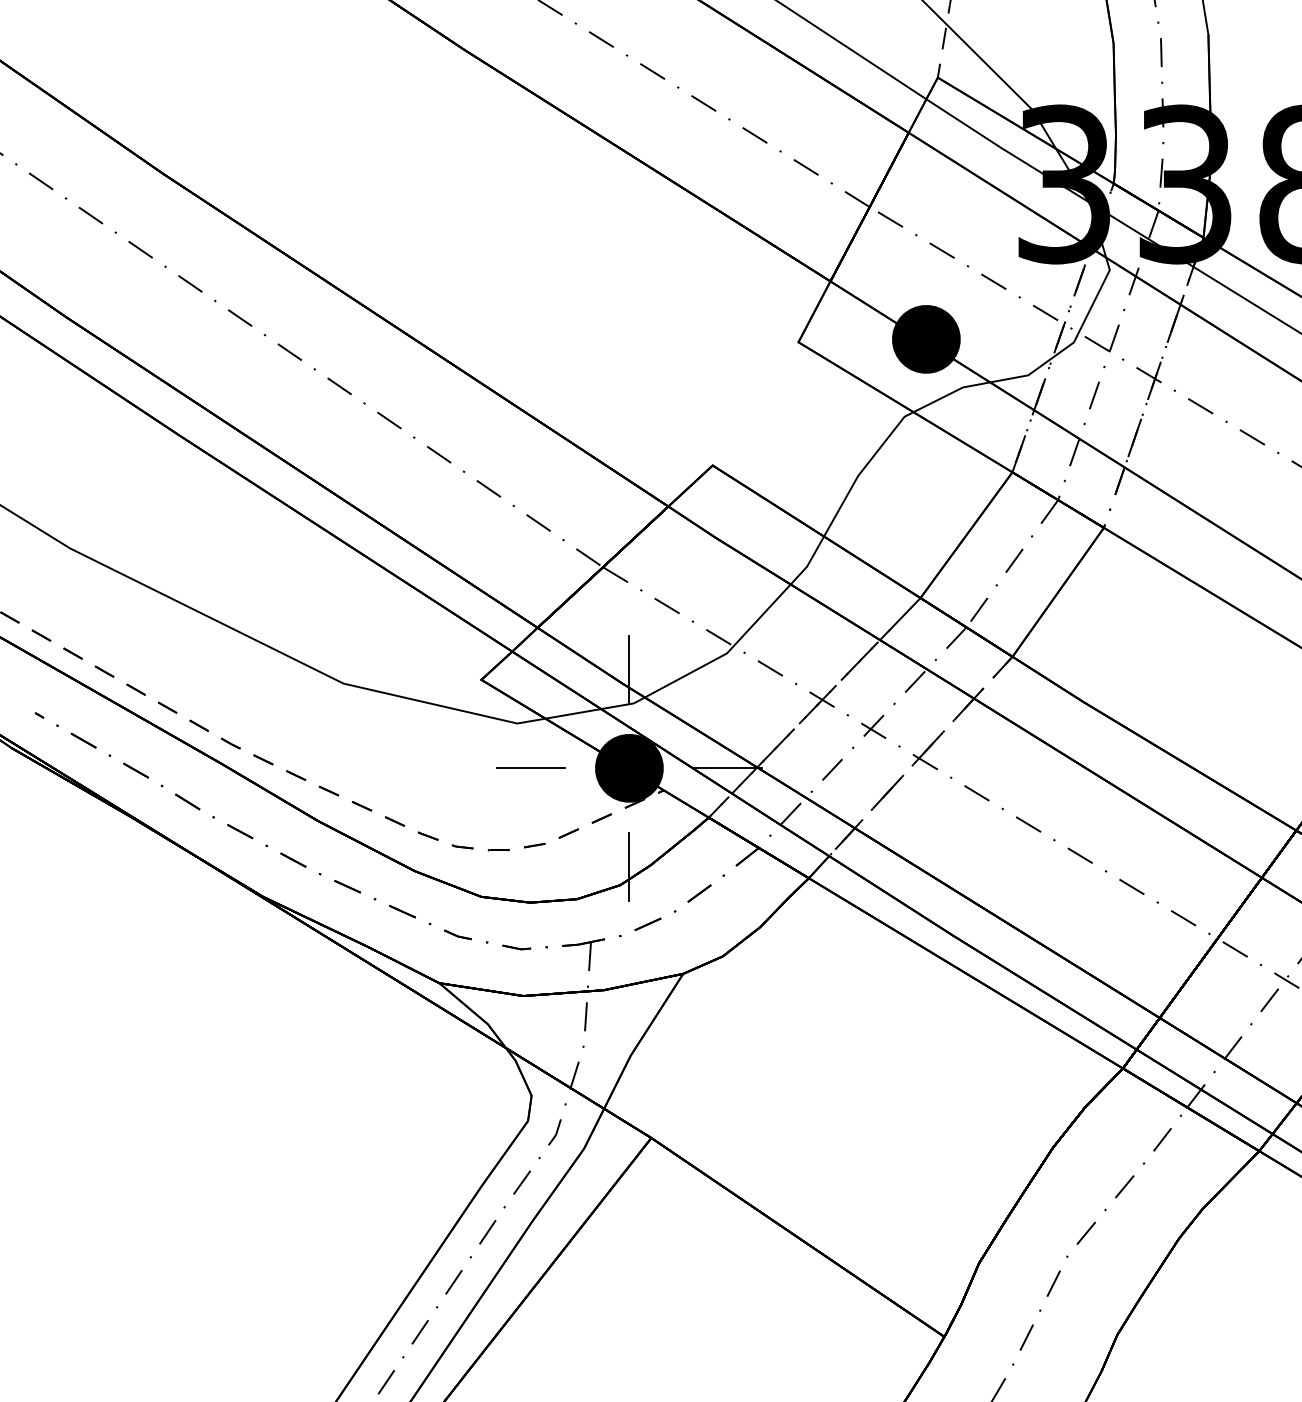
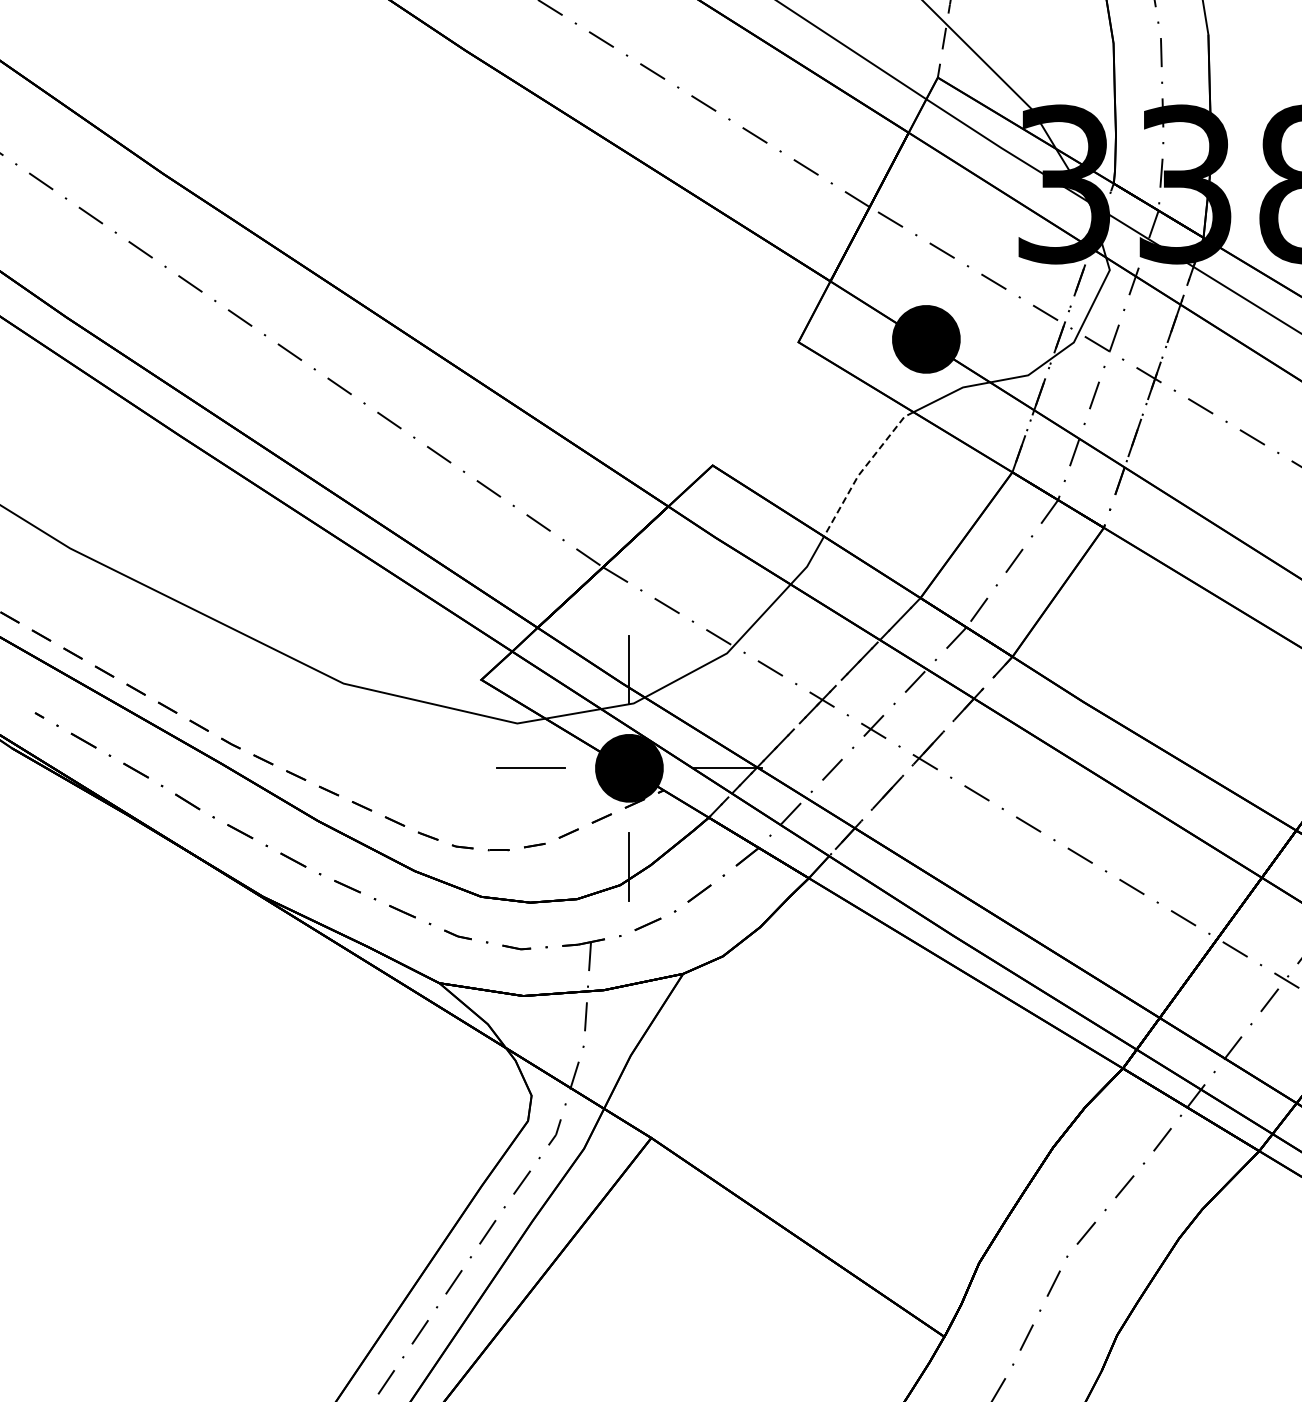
line: solid -> dashed (863, 469)
